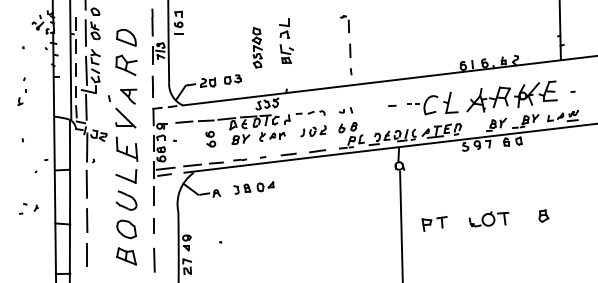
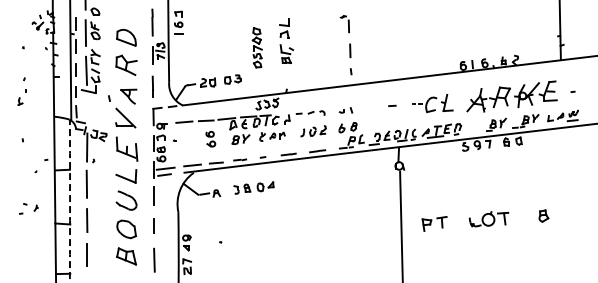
part size: 52x25 px -> 42x20 px (432, 103)
line: present -> none (86, 106)
arc: solid -> dashed (70, 200)
